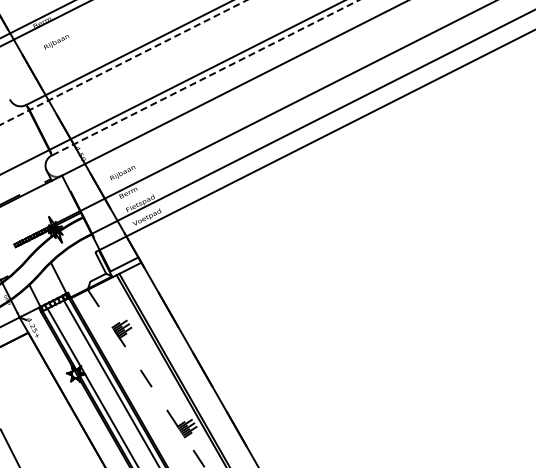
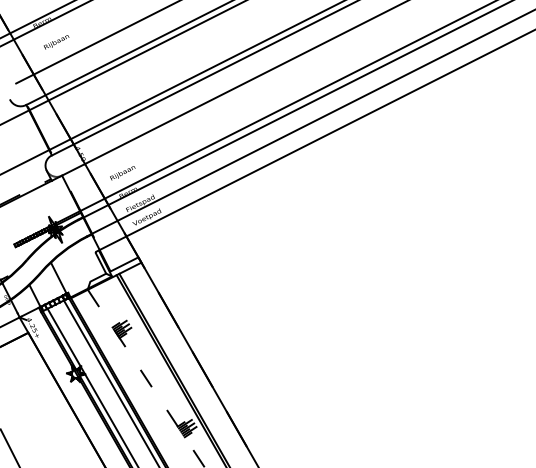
line: none -> present (96, 42)
line: dashed -> solid (123, 62)
line: dashed -> solid (205, 77)
line: none -> present (296, 109)
